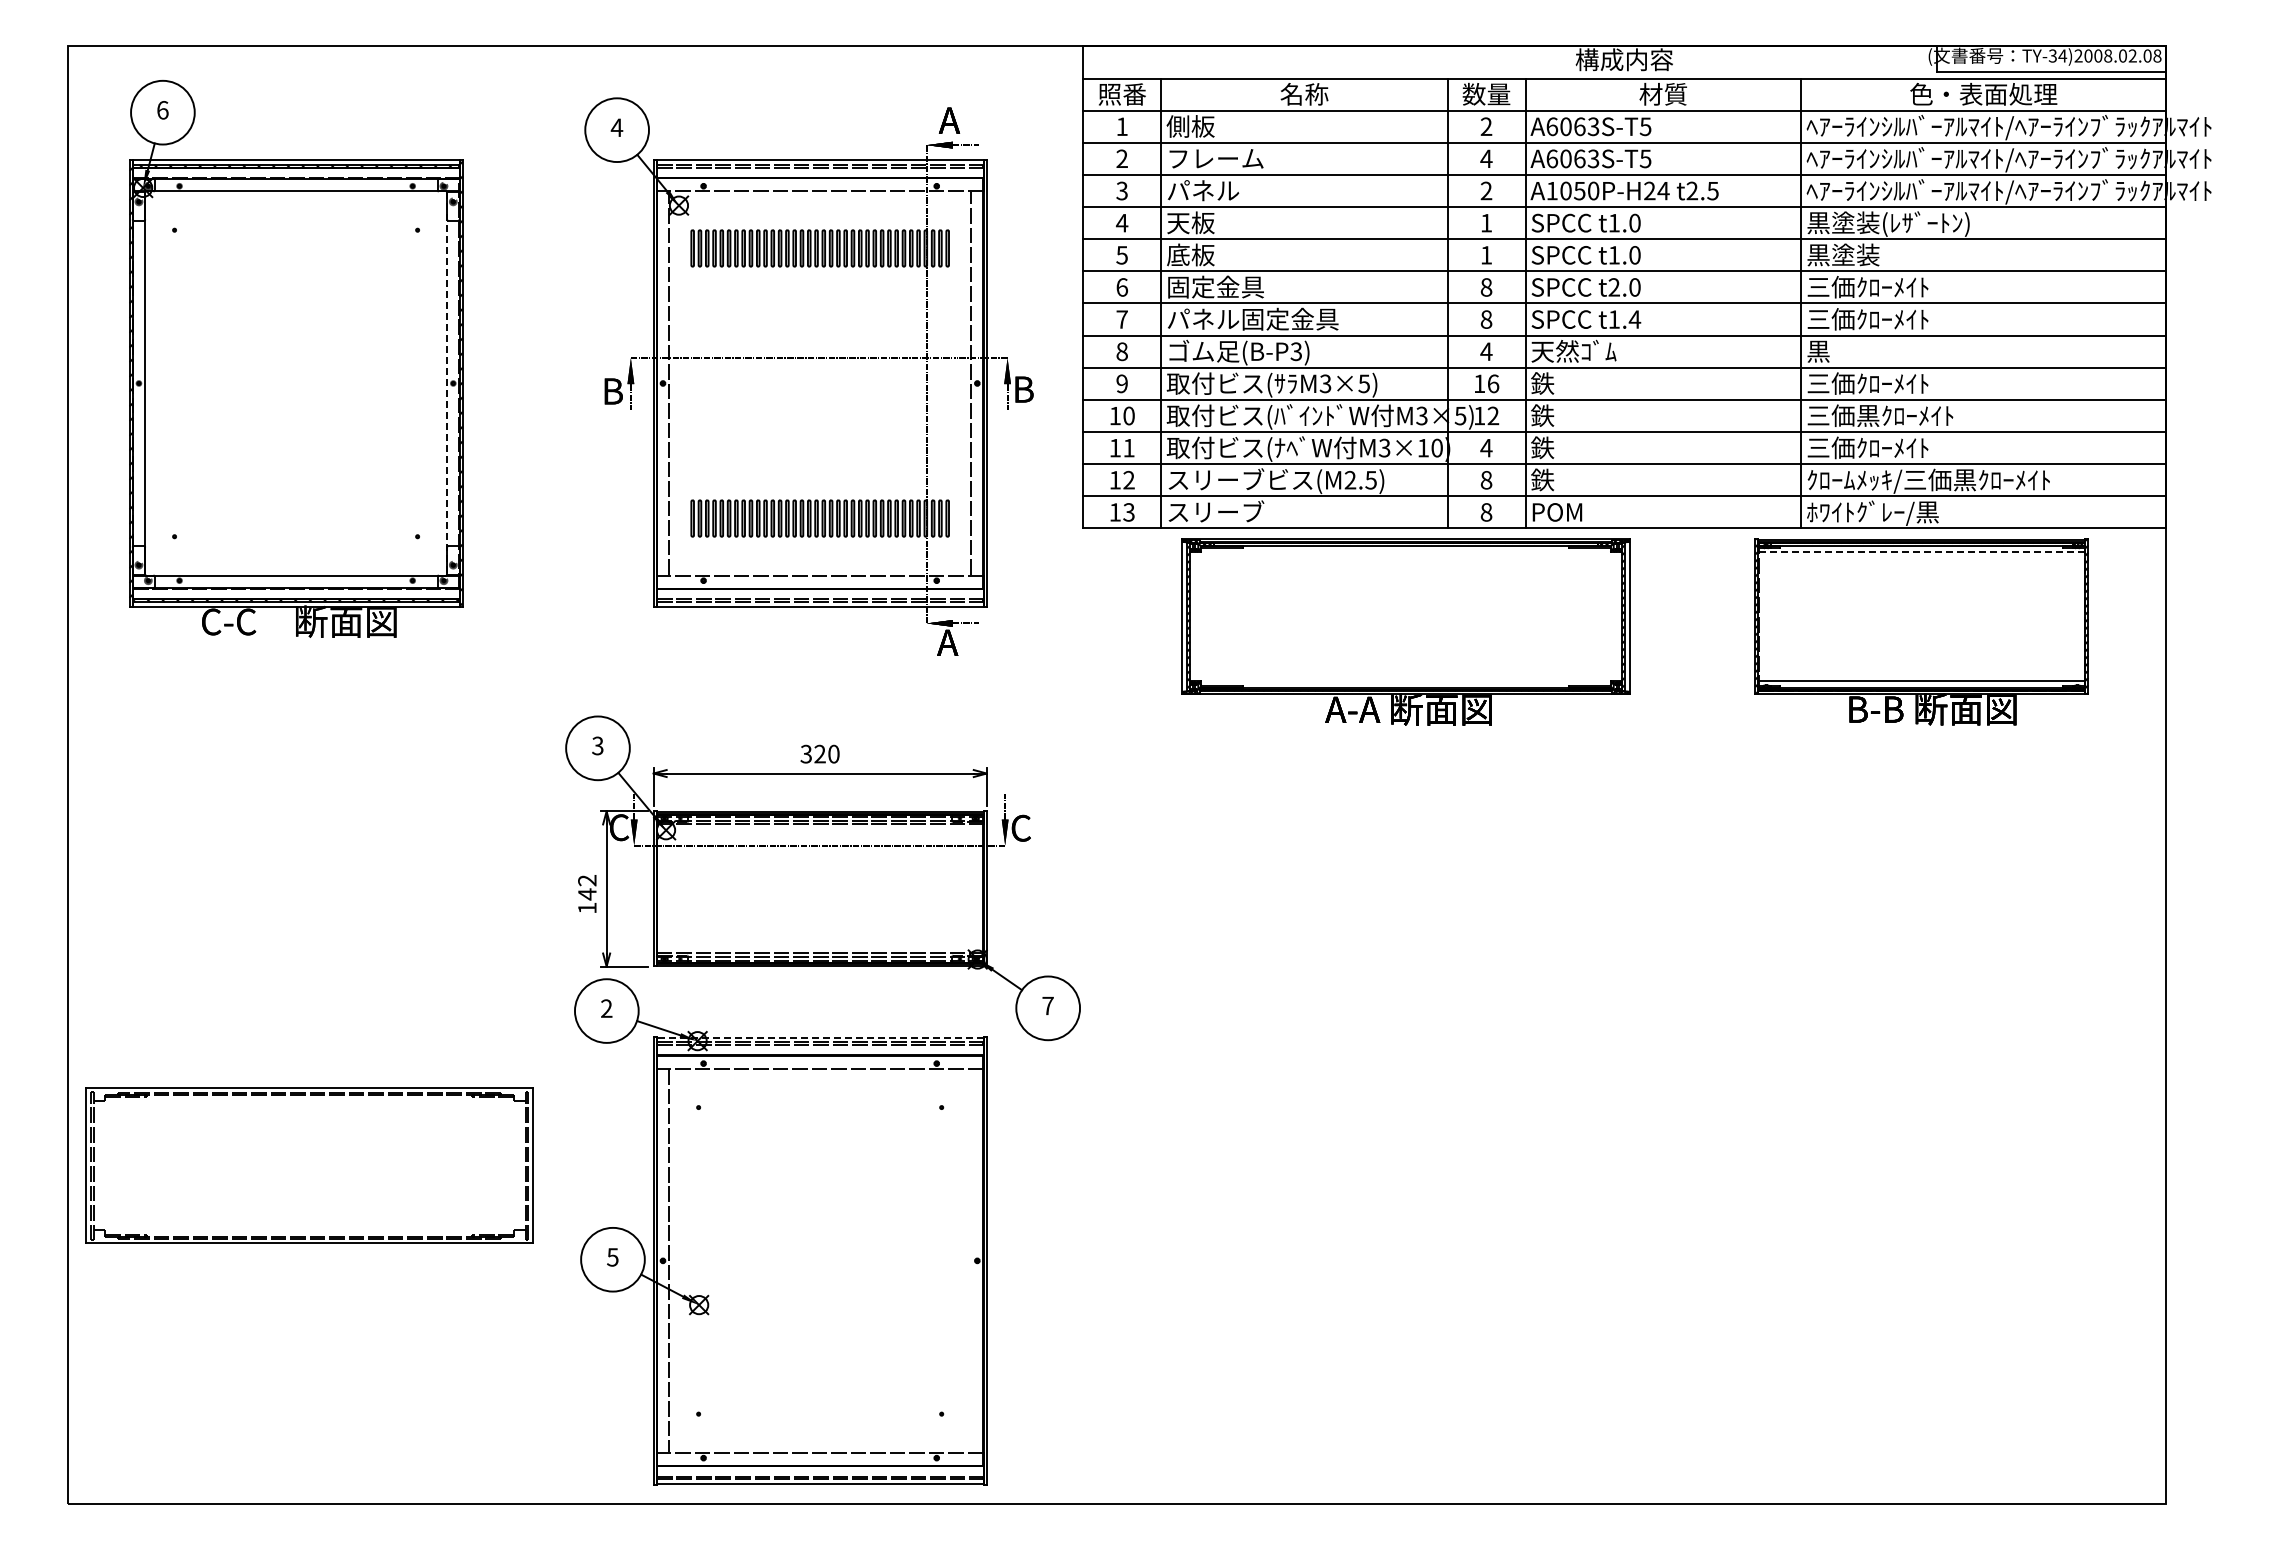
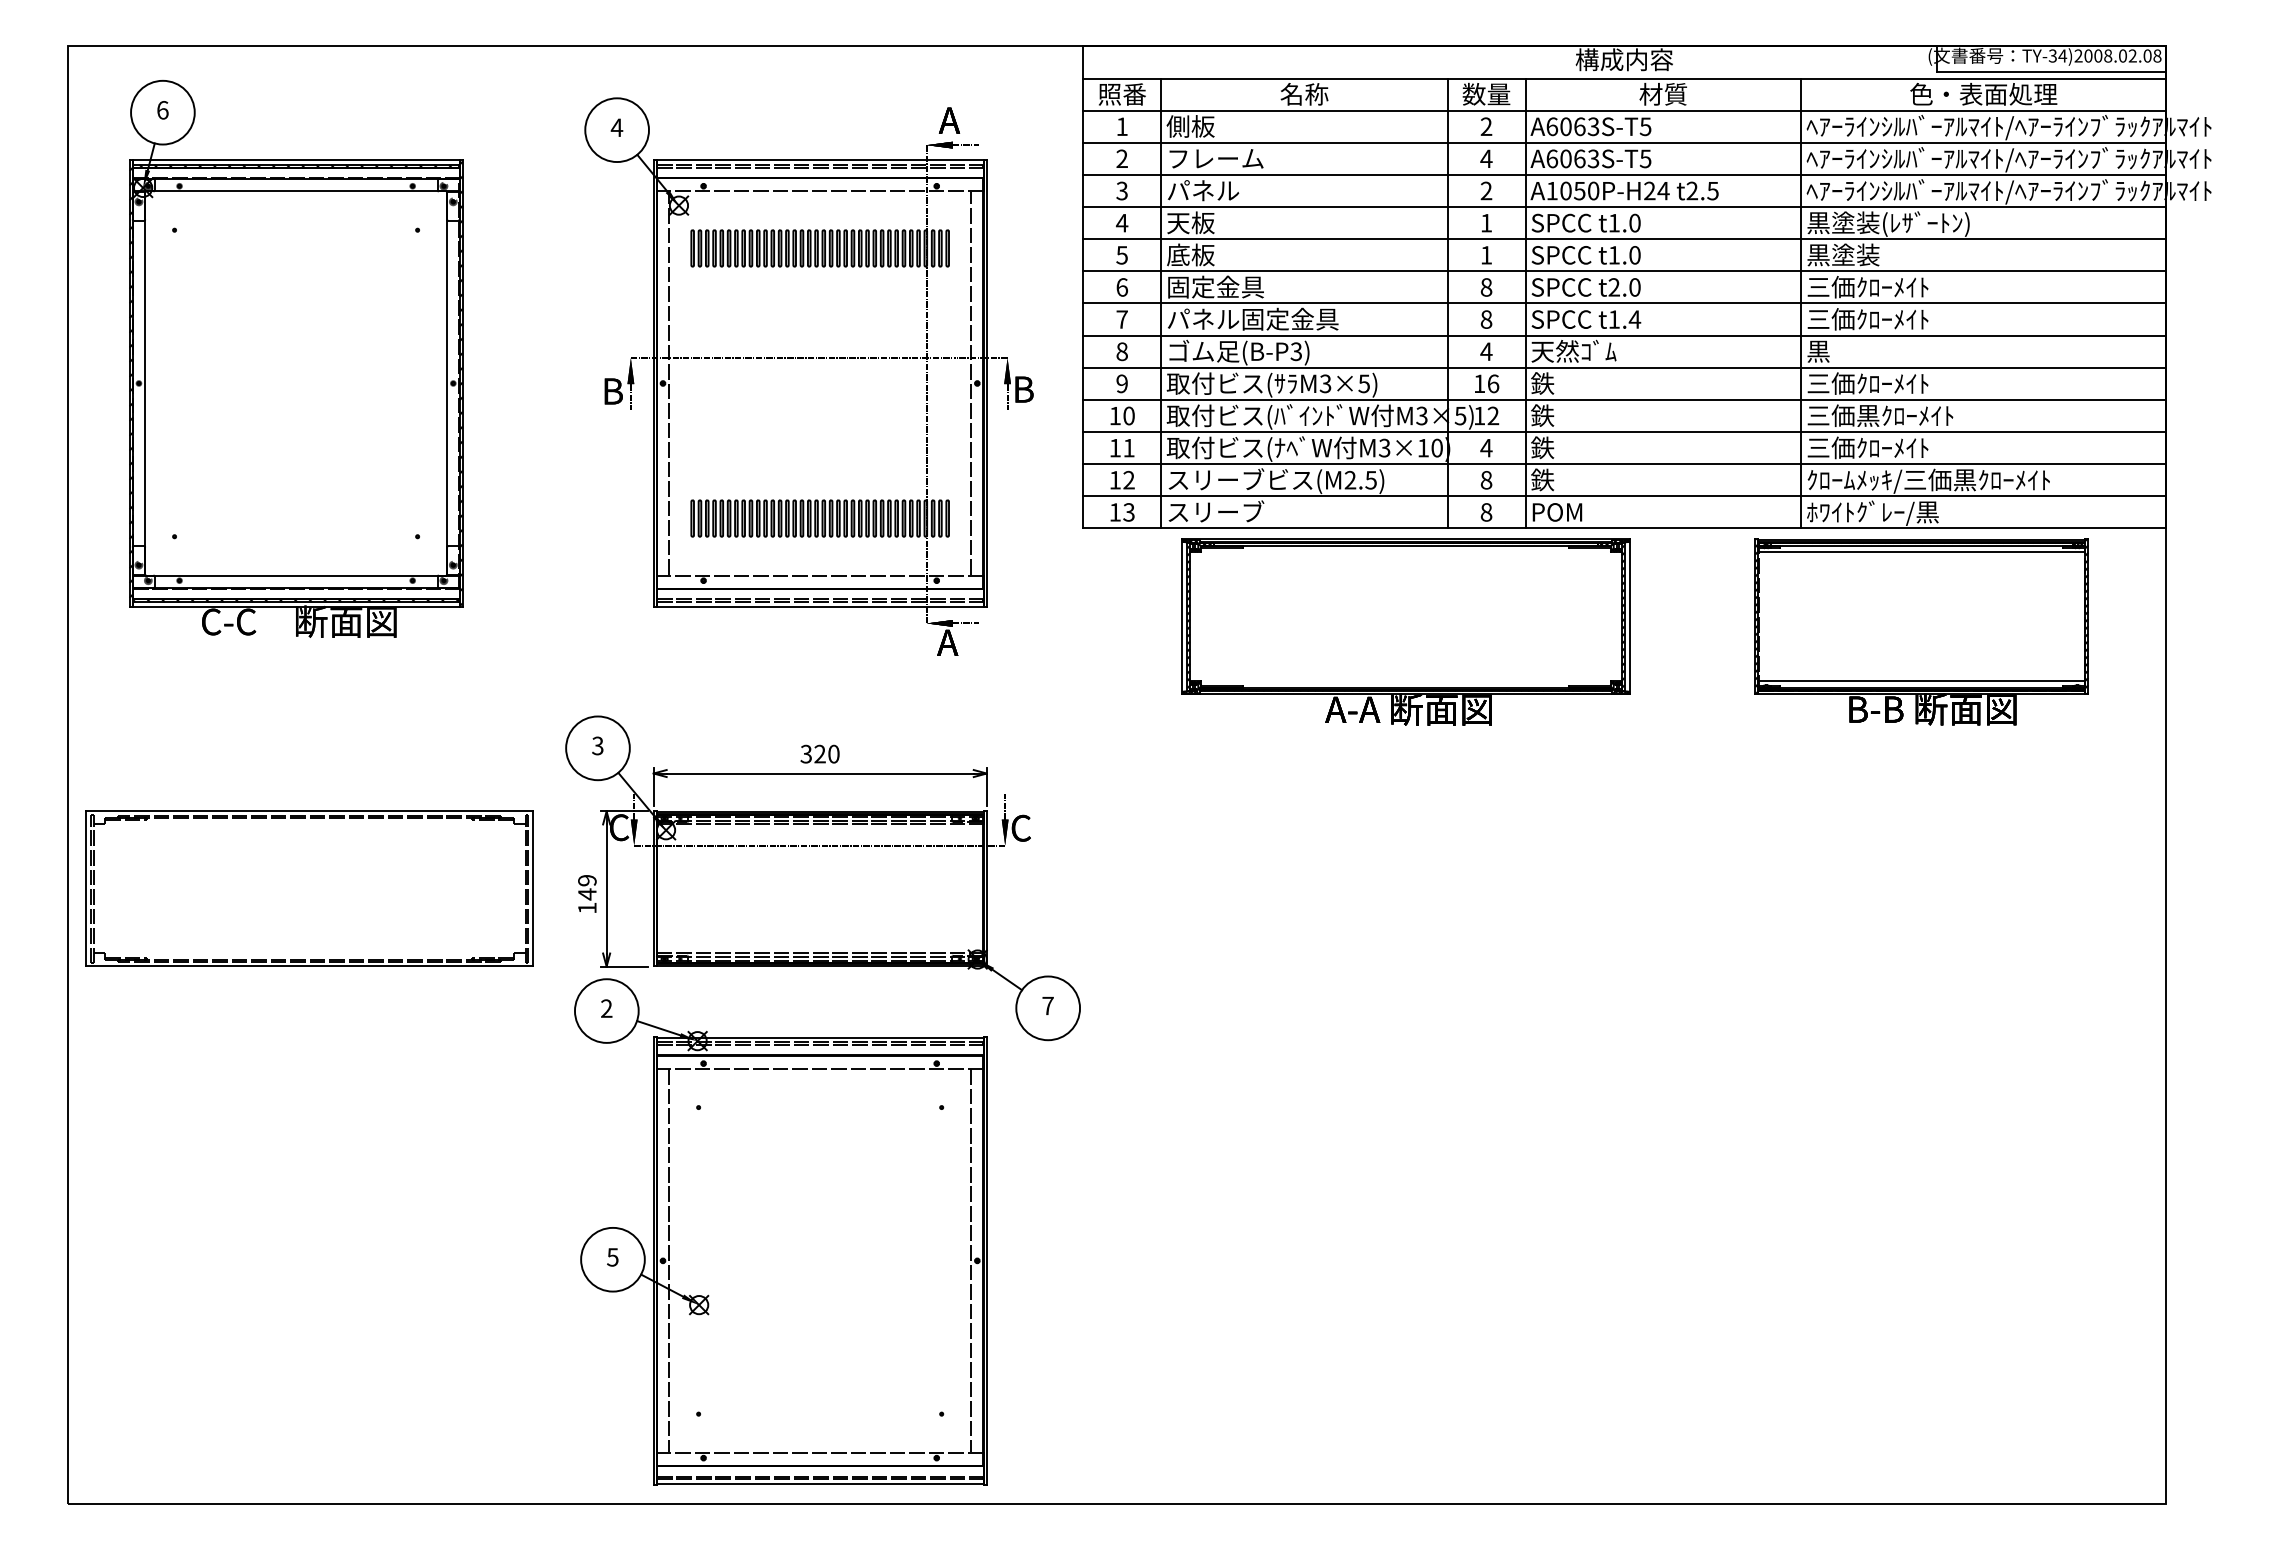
line: dashed -> solid (447, 383)
line: dashed -> solid (1921, 552)
text: 142 -> 149 (587, 880)
line: dashed -> solid (819, 1037)
part position: (309, 1165) -> (309, 888) (309, 888)
line: none -> present (971, 1260)
